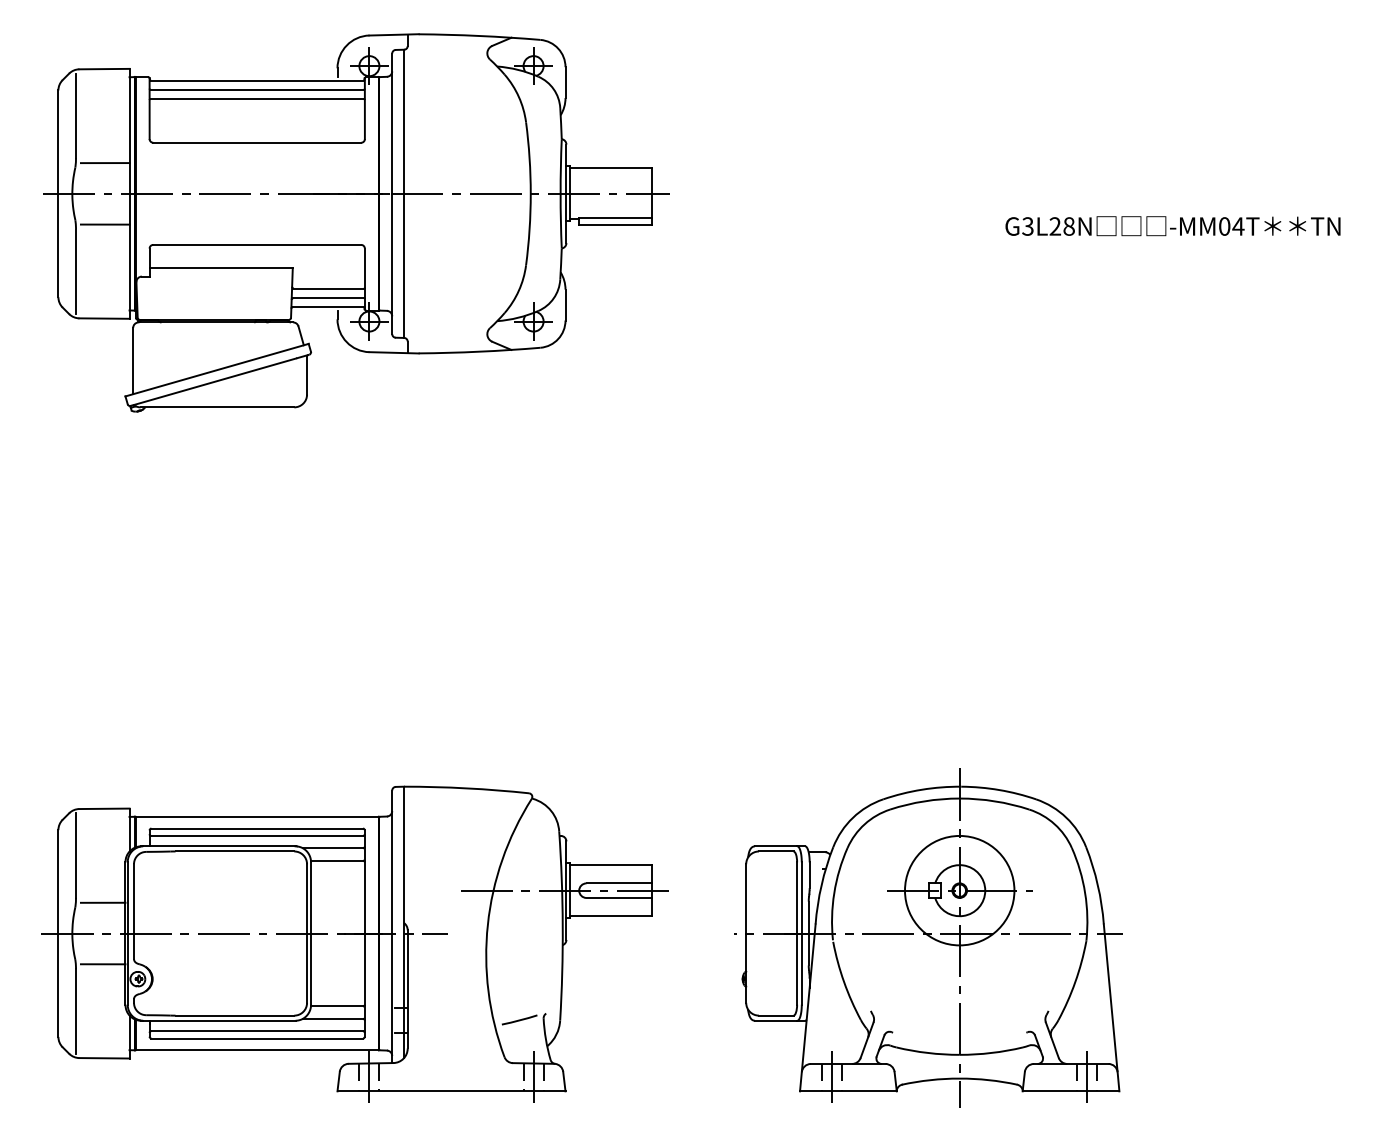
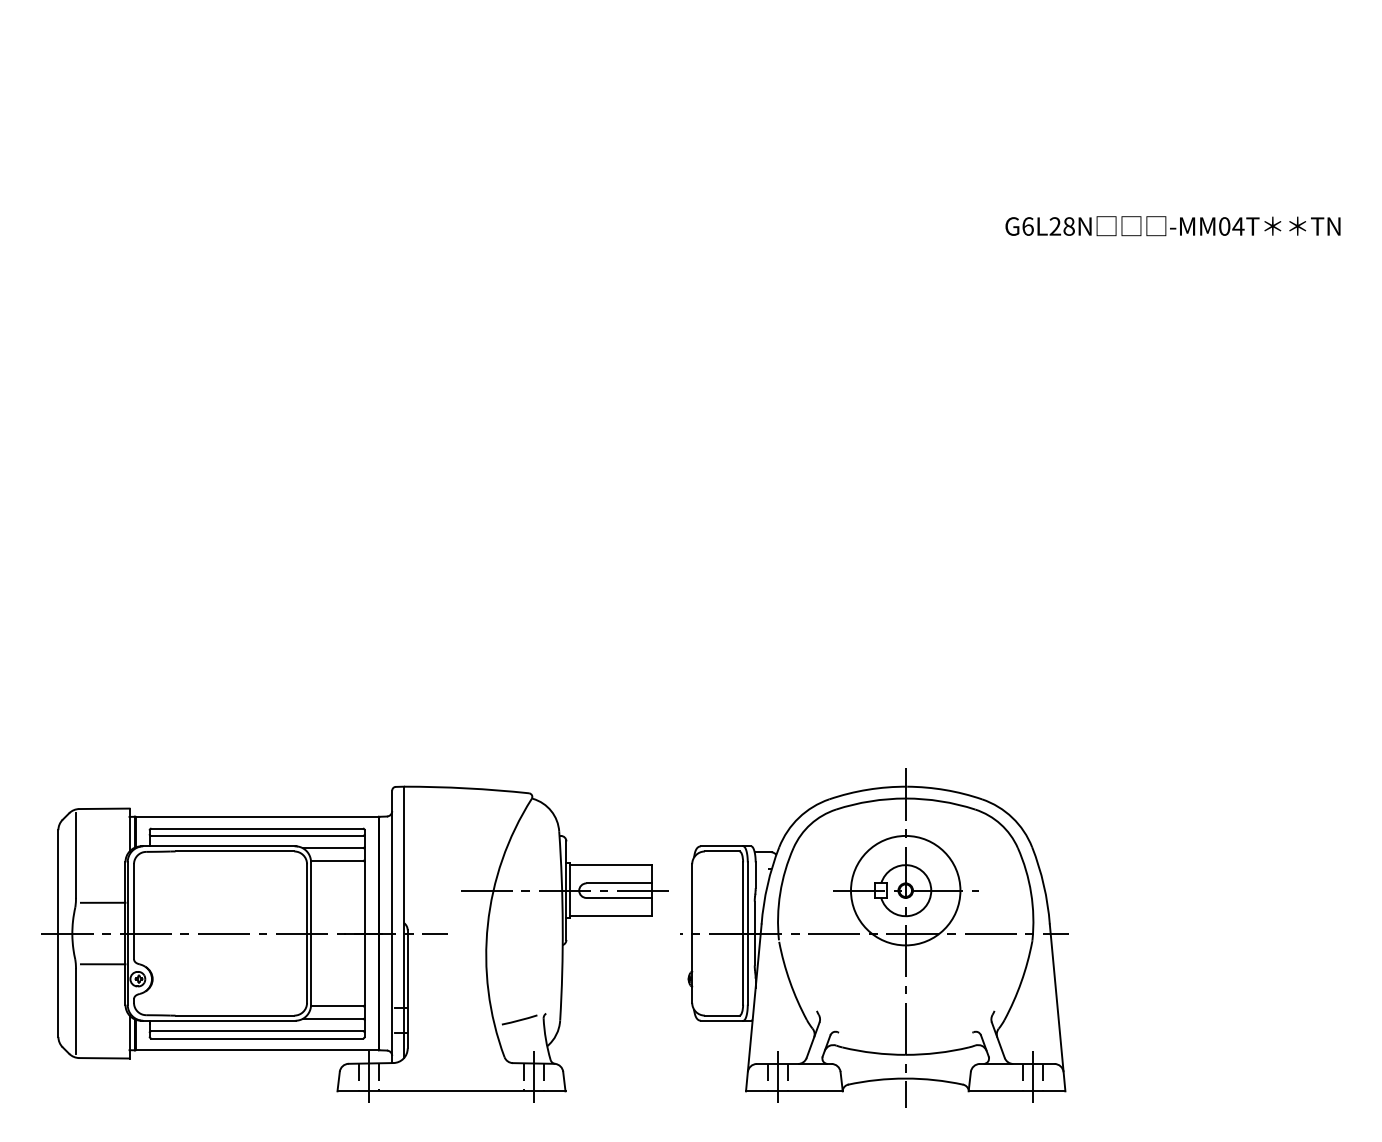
part: present -> none (356, 222)
text: G3L28N -> G6L28N (1027, 226)
part position: (928, 937) -> (874, 937) (874, 937)
